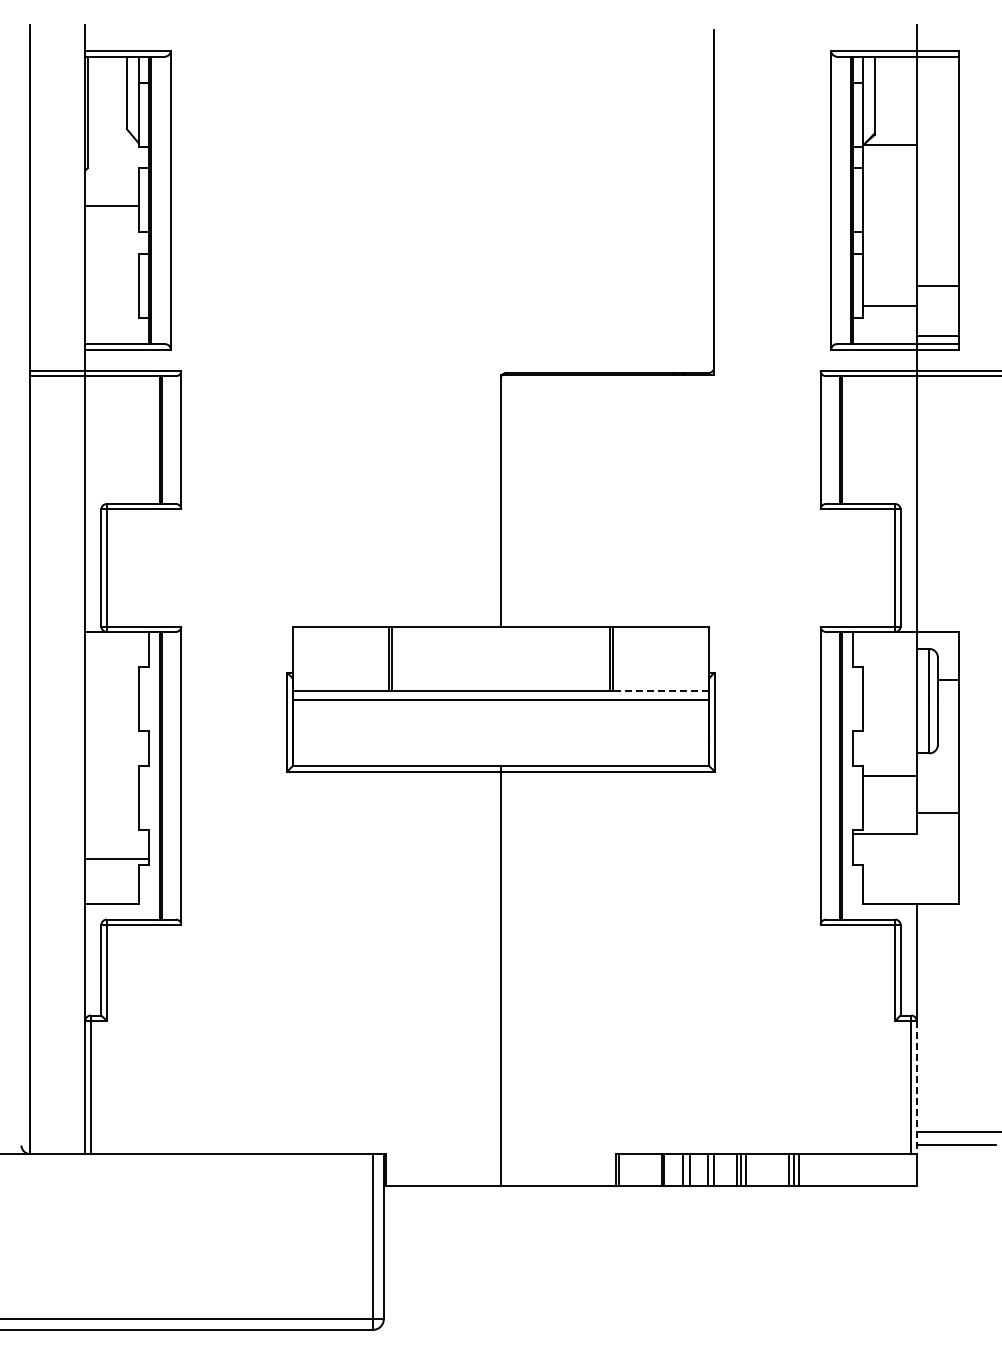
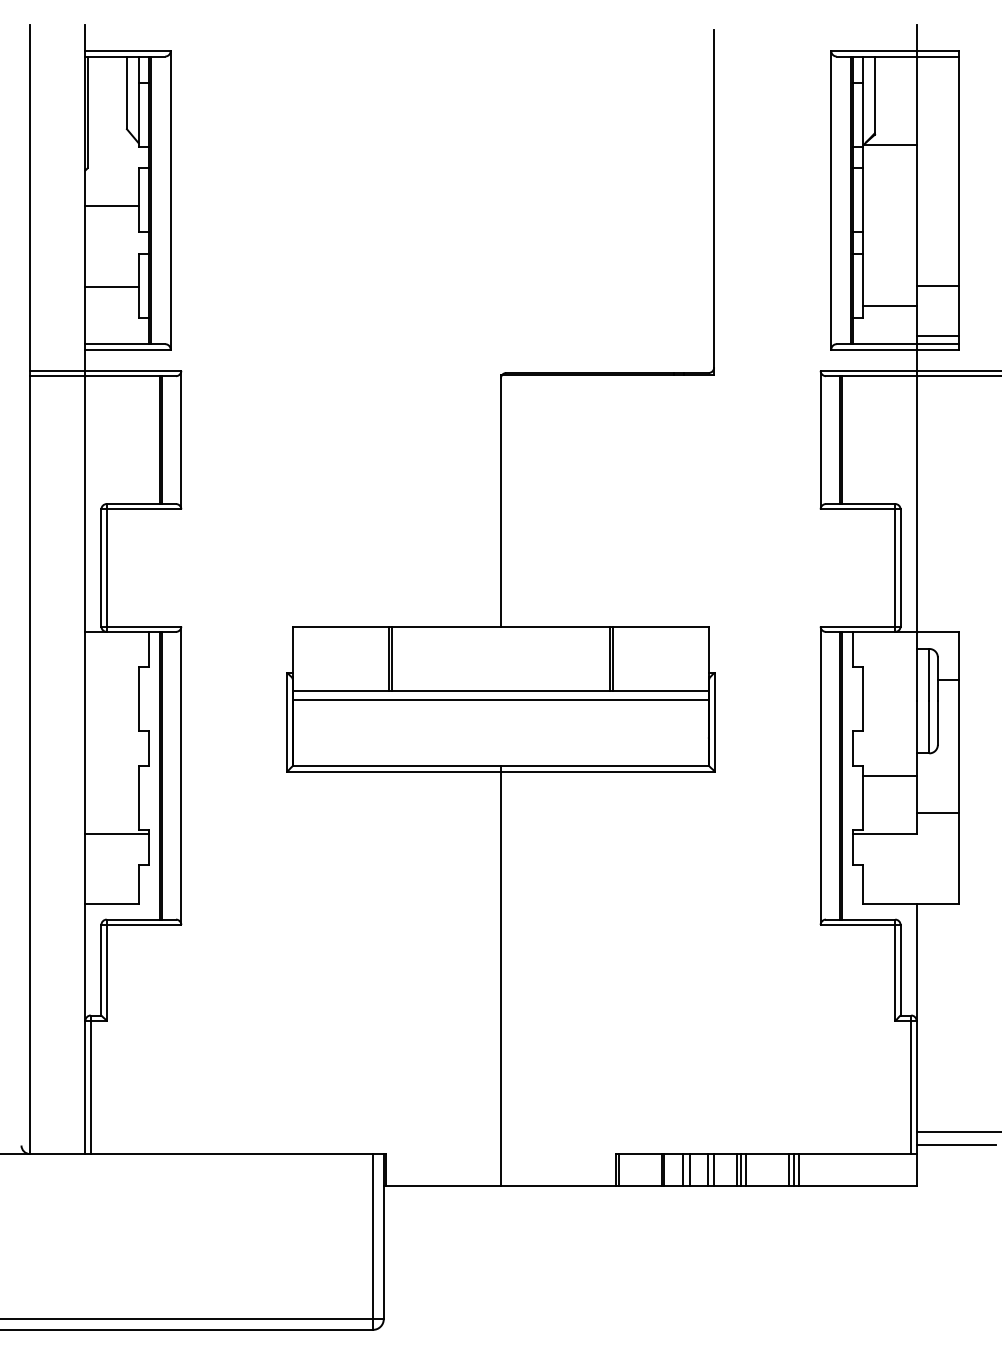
line: none -> present (111, 286)
line: dashed -> solid (660, 691)
line position: (117, 859) -> (117, 834) (117, 834)
line: dashed -> solid (916, 1087)
